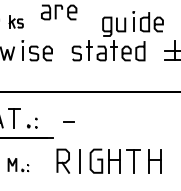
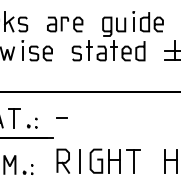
part position: (59, 12) -> (65, 24) (65, 24)
part size: 16x14 px -> 25x22 px (16, 21)
line position: (68, 121) -> (61, 117) (61, 117)
part position: (154, 161) -> (170, 161) (170, 161)
part size: 23x15 px -> 31x20 px (18, 164)
